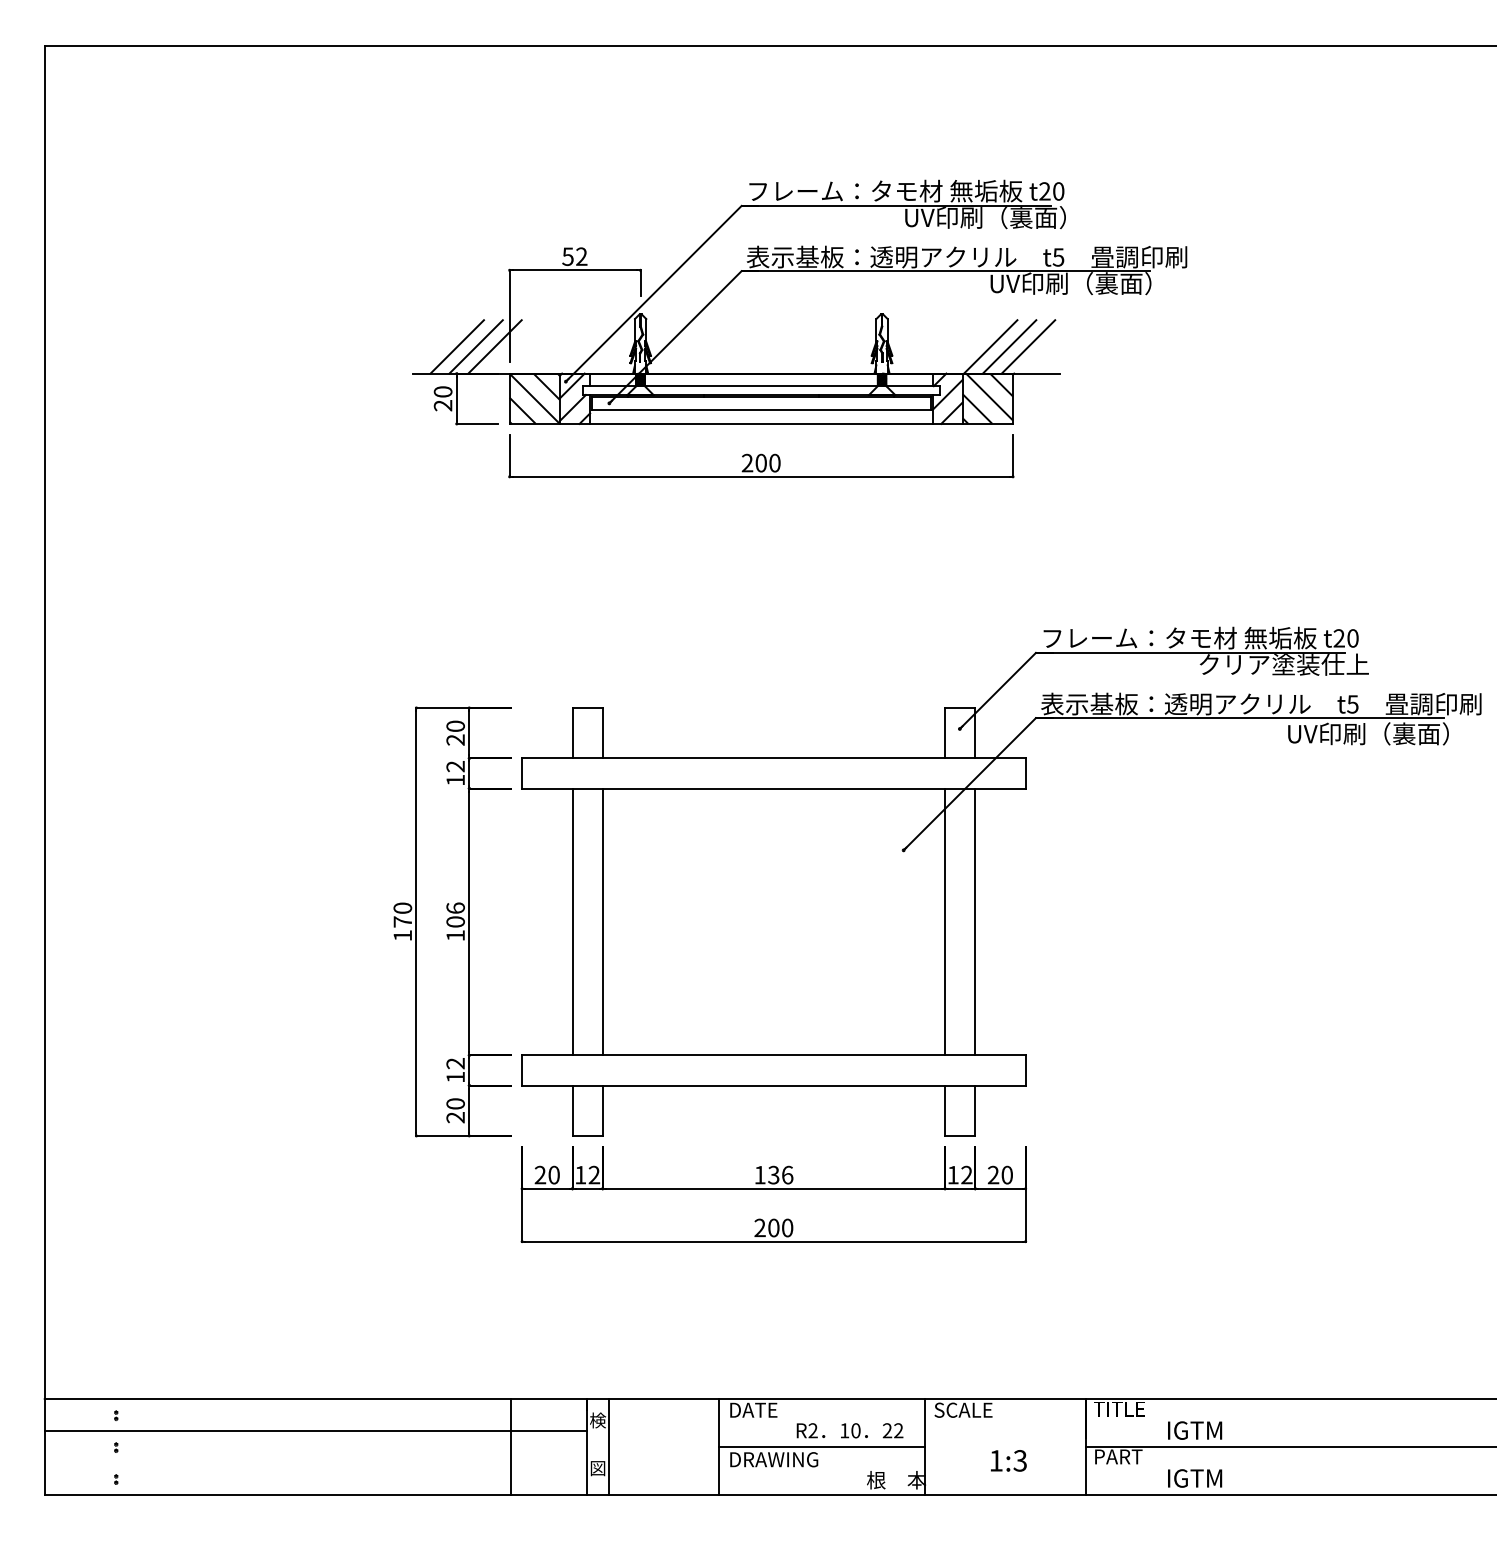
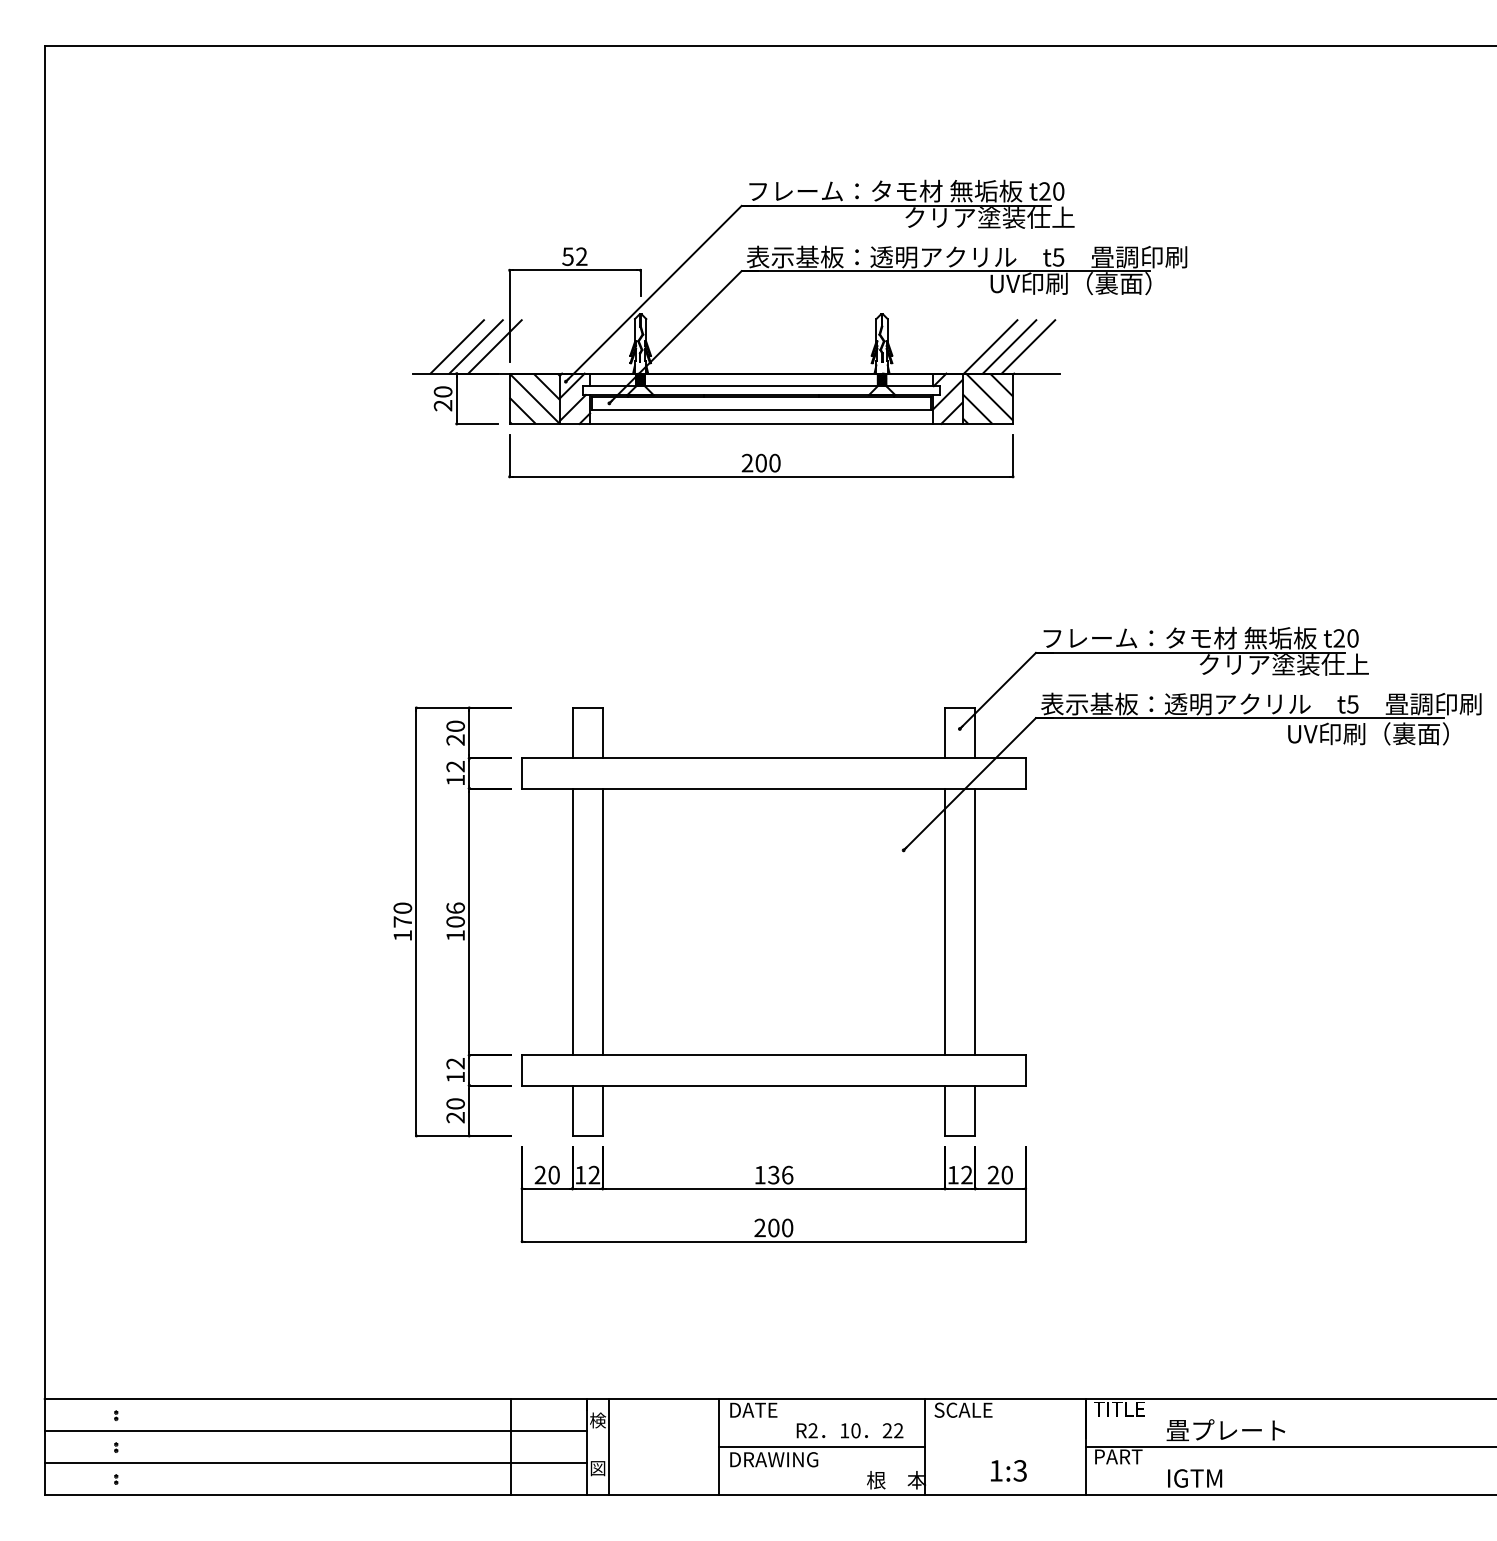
text: UV印刷（裏面） -> クリア塗装仕上 (989, 217)
text: IGTM -> 畳プレート (1225, 1430)
text position: (1008, 1460) -> (1008, 1470) (1008, 1470)
line: none -> present (315, 1462)
